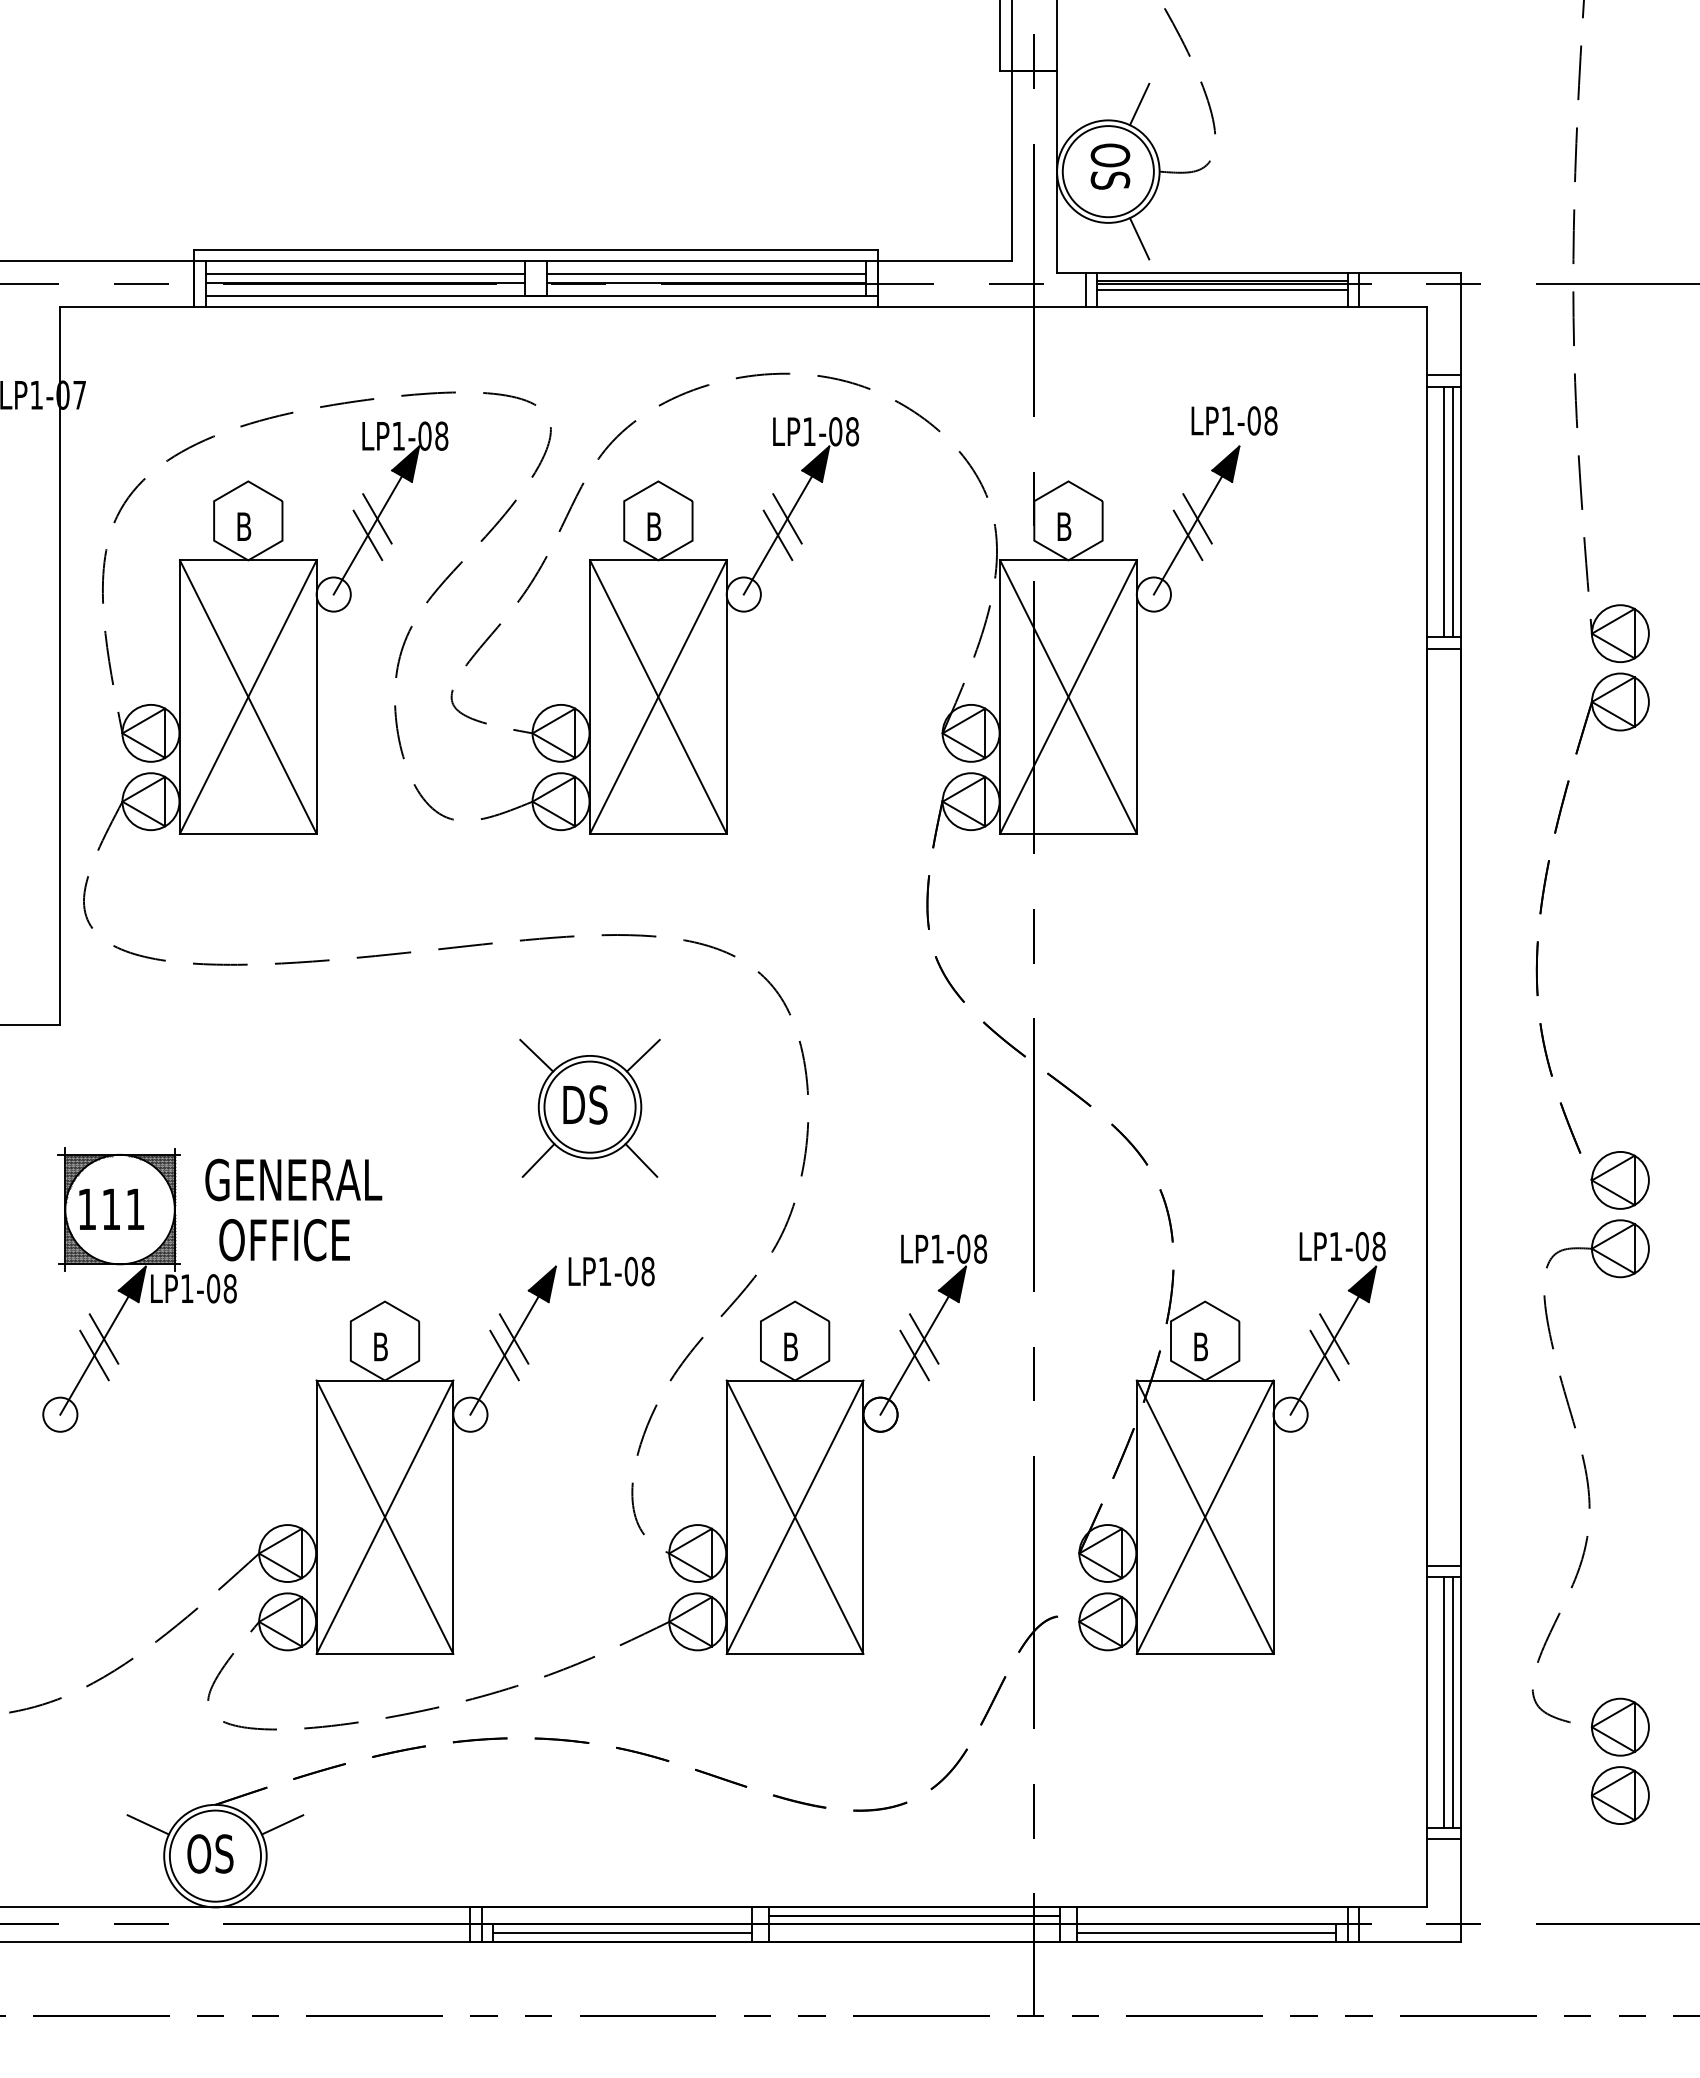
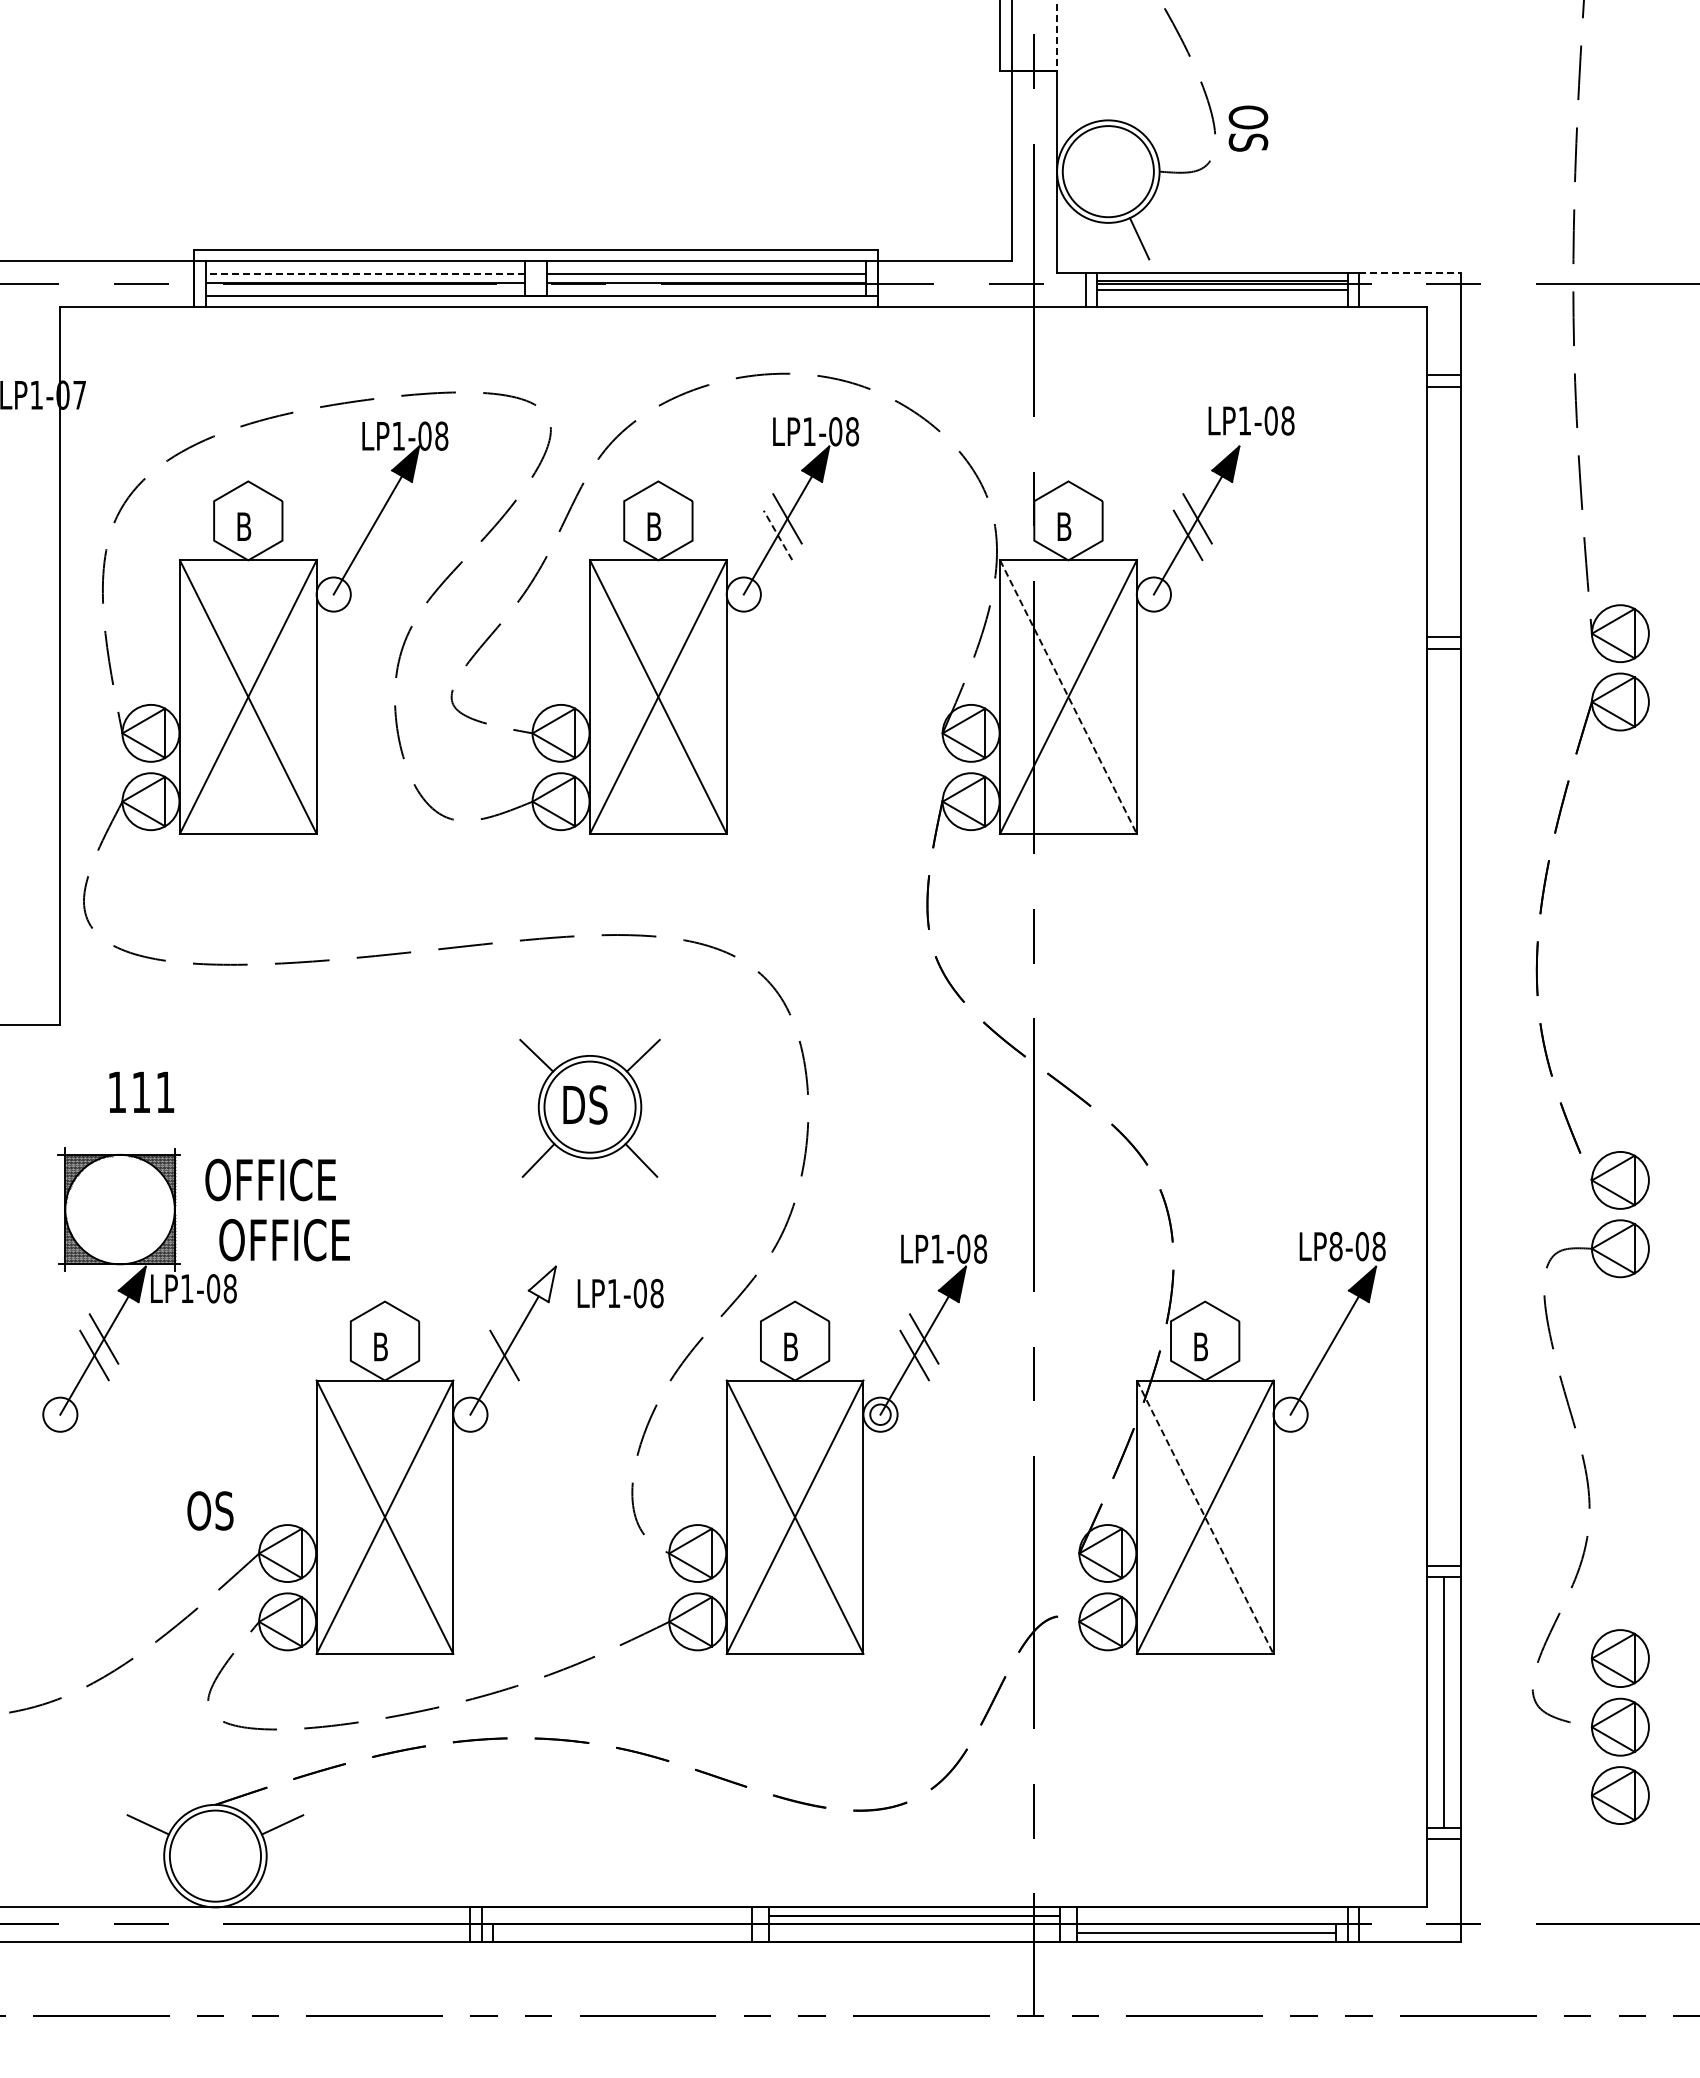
line: solid -> dashed (1057, 35)
line: present -> none (1139, 104)
text position: (1110, 166) -> (1248, 128) (1248, 128)
line: solid -> dashed (1410, 272)
line: solid -> dashed (364, 274)
text position: (1234, 420) -> (1251, 420) (1251, 420)
line: present -> none (1444, 511)
line: present -> none (1452, 511)
line: present -> none (377, 518)
line: solid -> dashed (777, 534)
line: present -> none (367, 535)
line: solid -> dashed (1068, 697)
text: GENERAL -> OFFICE (293, 1179)
text position: (111, 1209) -> (141, 1092) (141, 1092)
text: LP1-08 -> LP8-08 (1335, 1246)
text position: (611, 1271) -> (620, 1293) (620, 1293)
fill: present -> none (541, 1284)
line: present -> none (513, 1338)
line: present -> none (1334, 1338)
line: present -> none (1324, 1355)
circle diameter: 34 px -> 21 px (880, 1414)
line: solid -> dashed (1205, 1517)
part: none -> present (1619, 1658)
line: present -> none (1452, 1702)
text position: (210, 1853) -> (210, 1510) (210, 1510)
line: present -> none (622, 1933)
